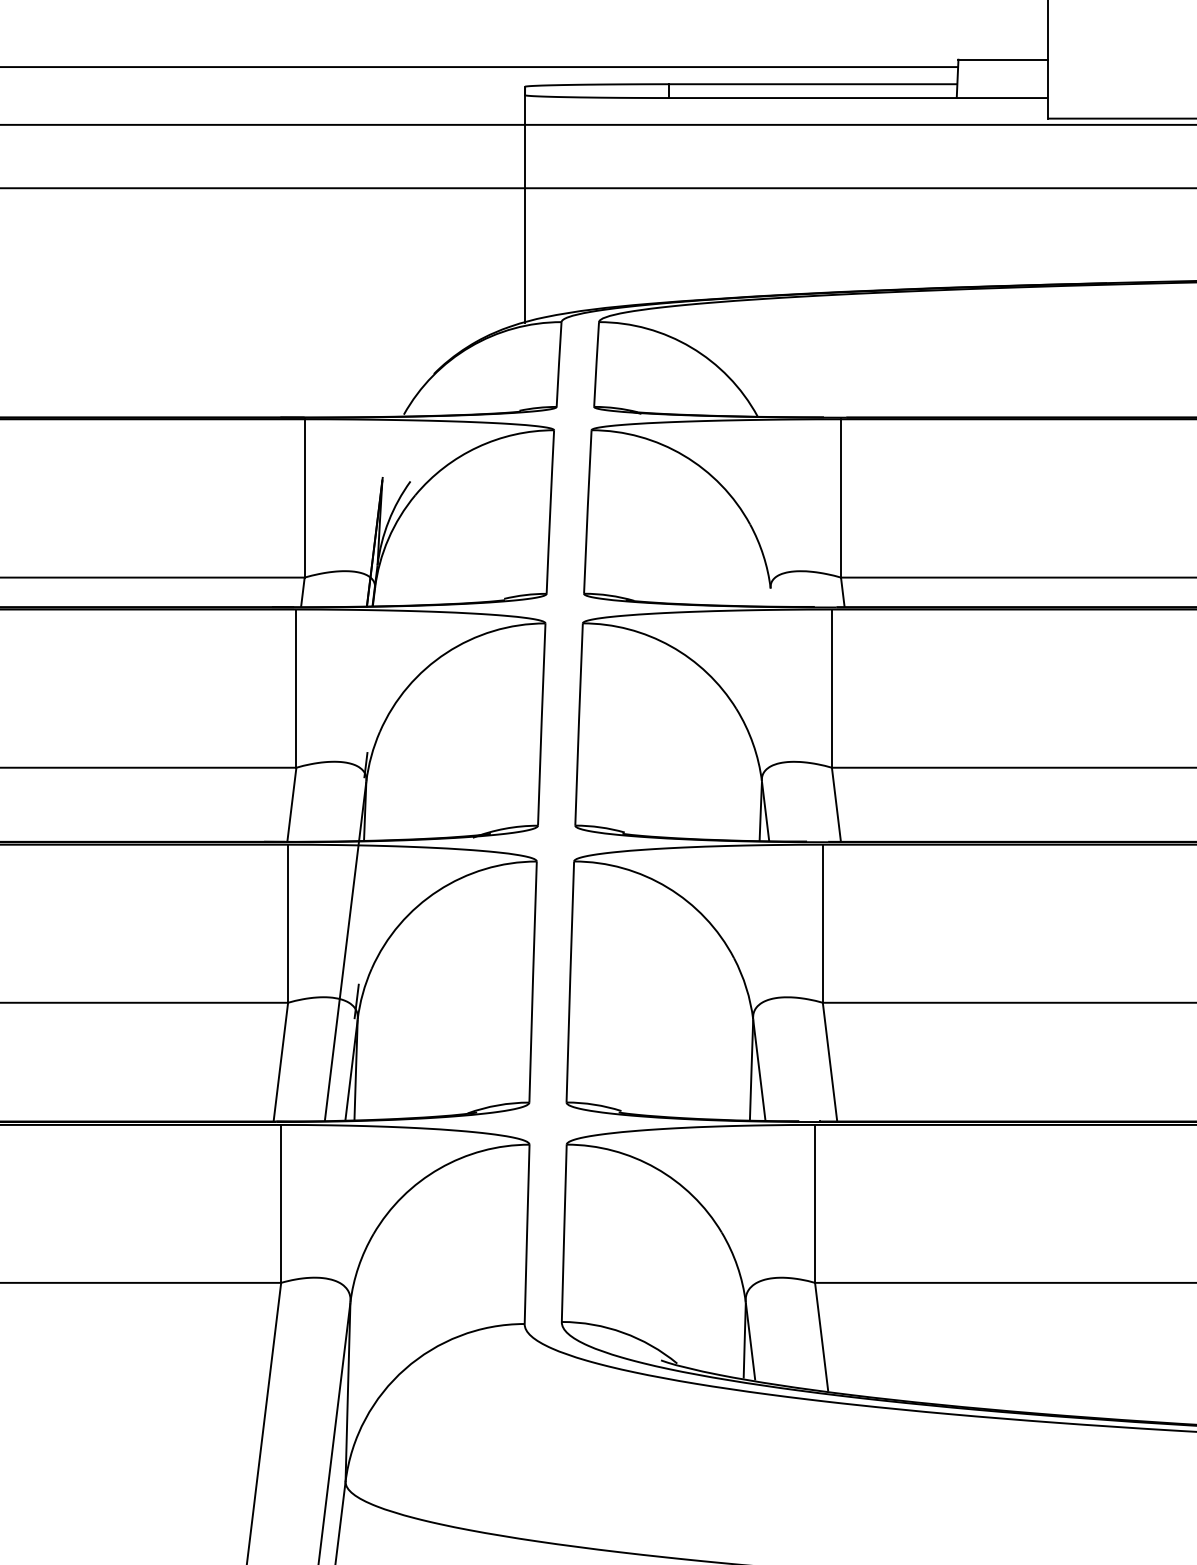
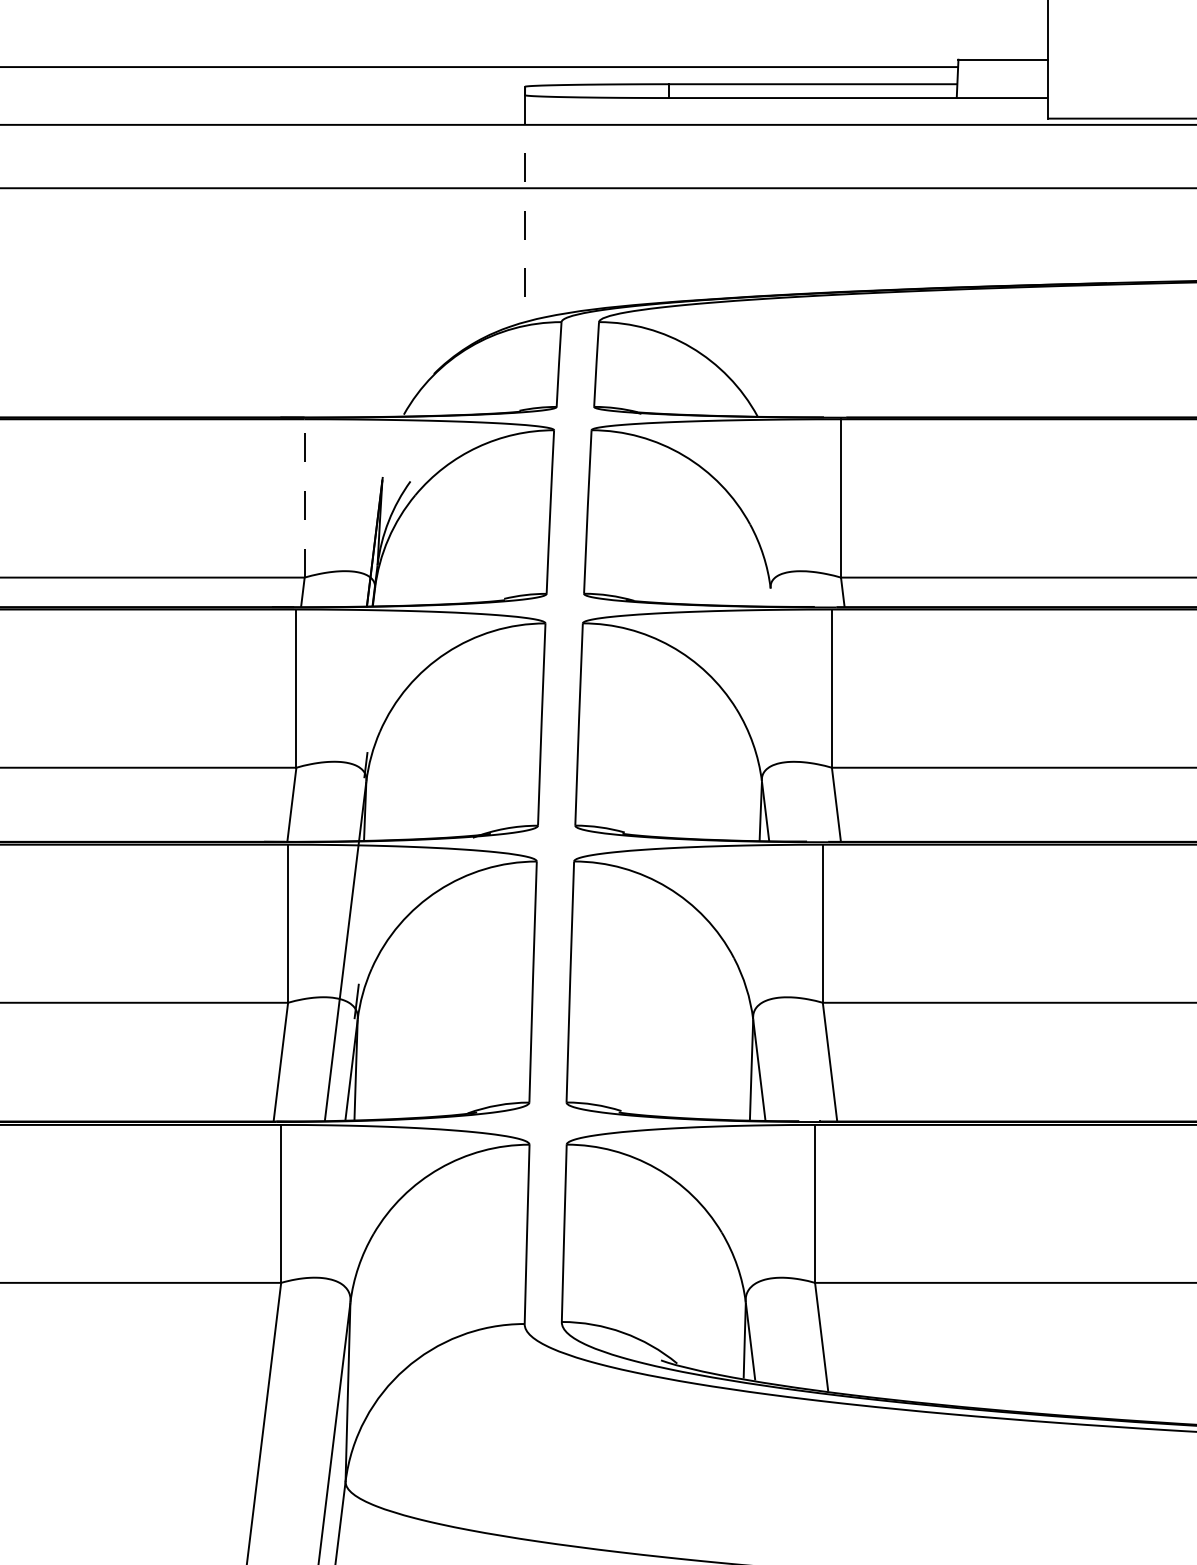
line: solid -> dashed (525, 208)
line: solid -> dashed (304, 497)
